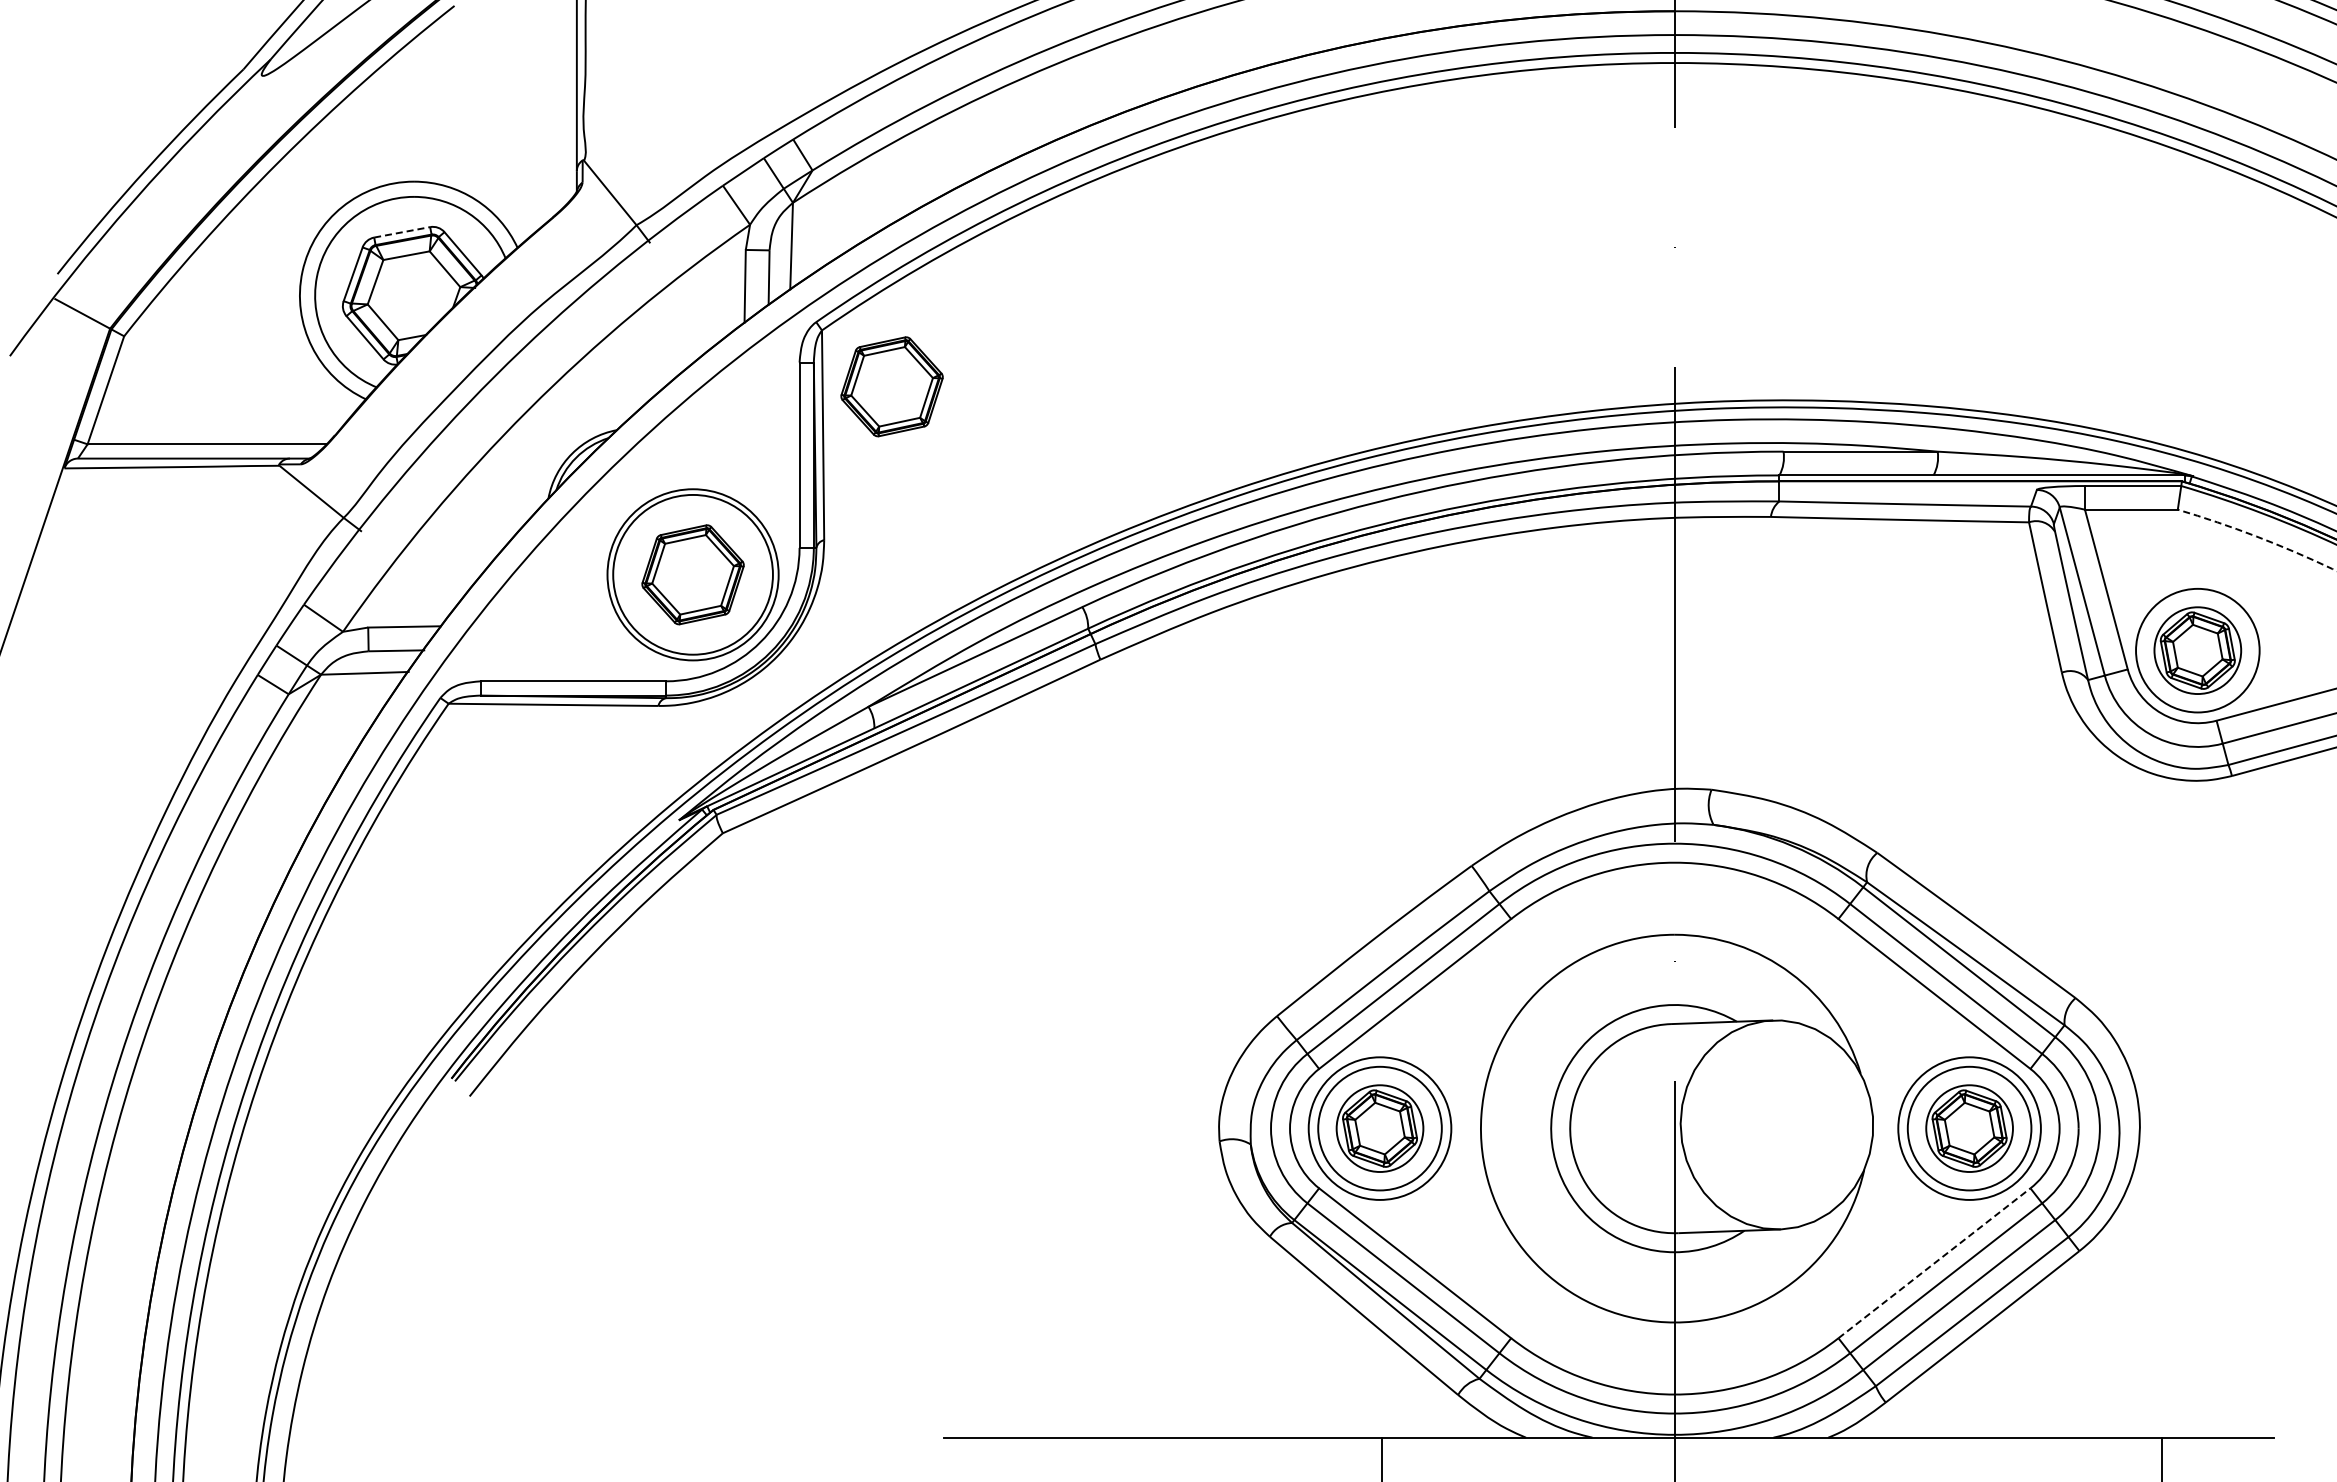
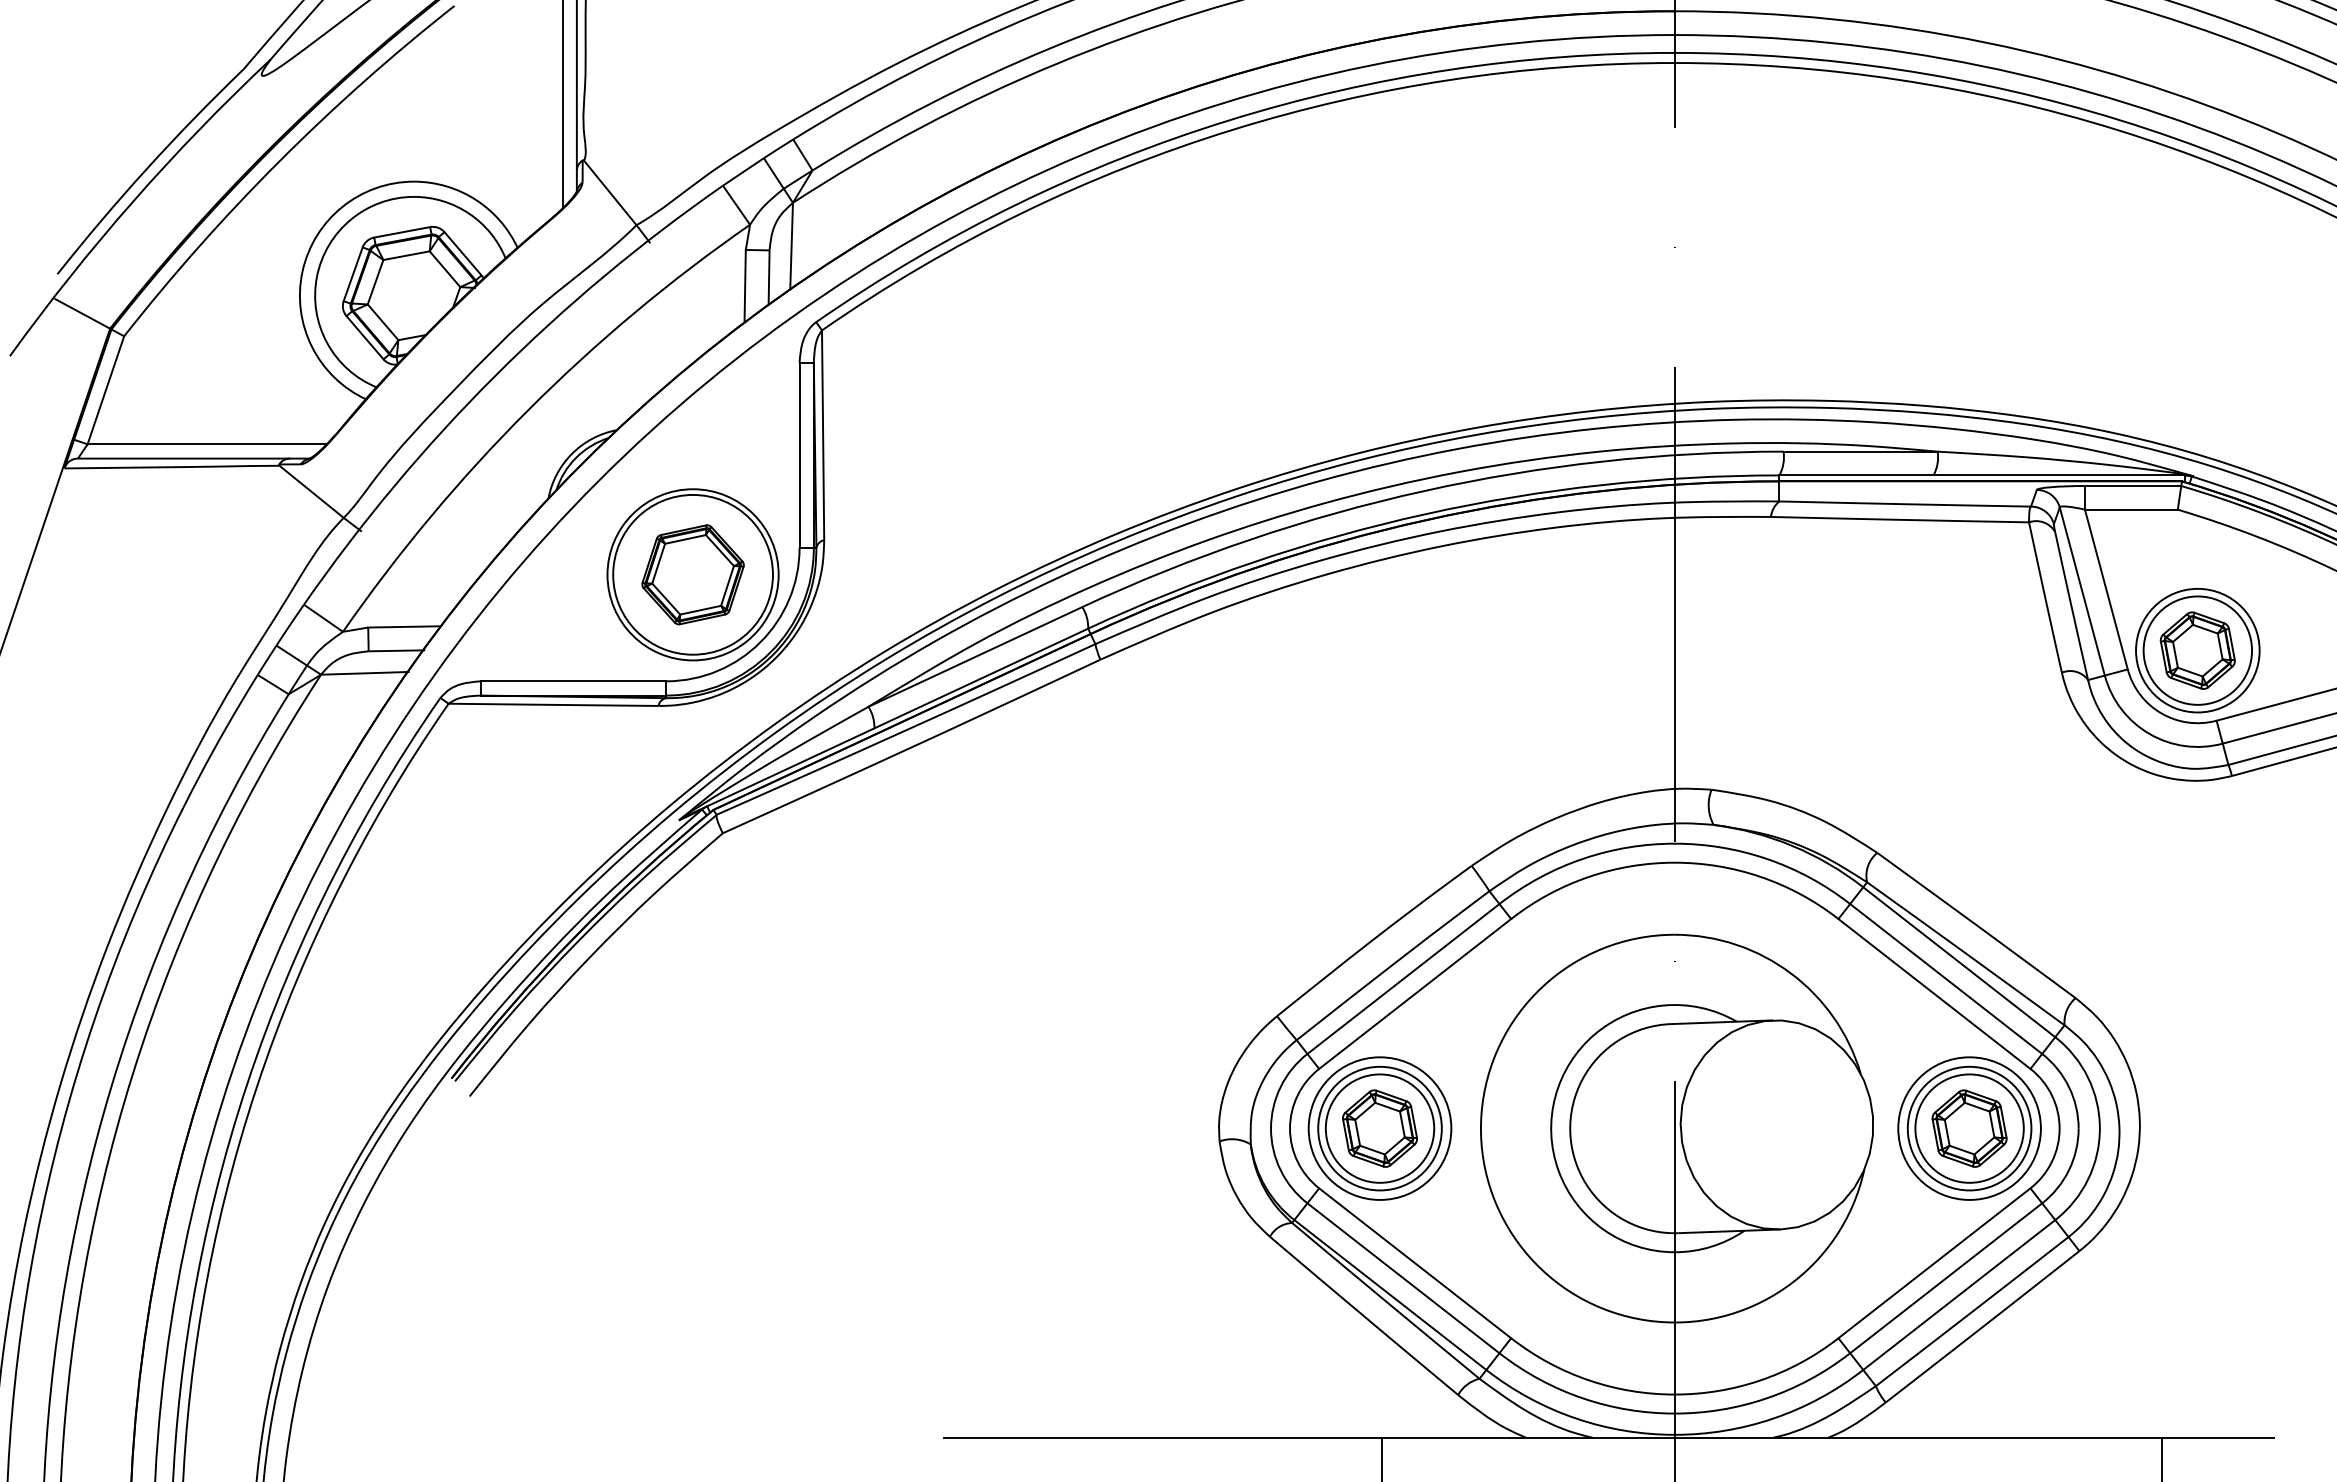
line: none -> present (562, 105)
line: dashed -> solid (402, 232)
part: present -> none (891, 386)
arc: dashed -> solid (2258, 537)
circle diameter: 87 px -> 108 px (2197, 650)
circle diameter: 87 px -> 108 px (1379, 1128)
circle diameter: 87 px -> 108 px (1969, 1128)
line: dashed -> solid (1934, 1263)
